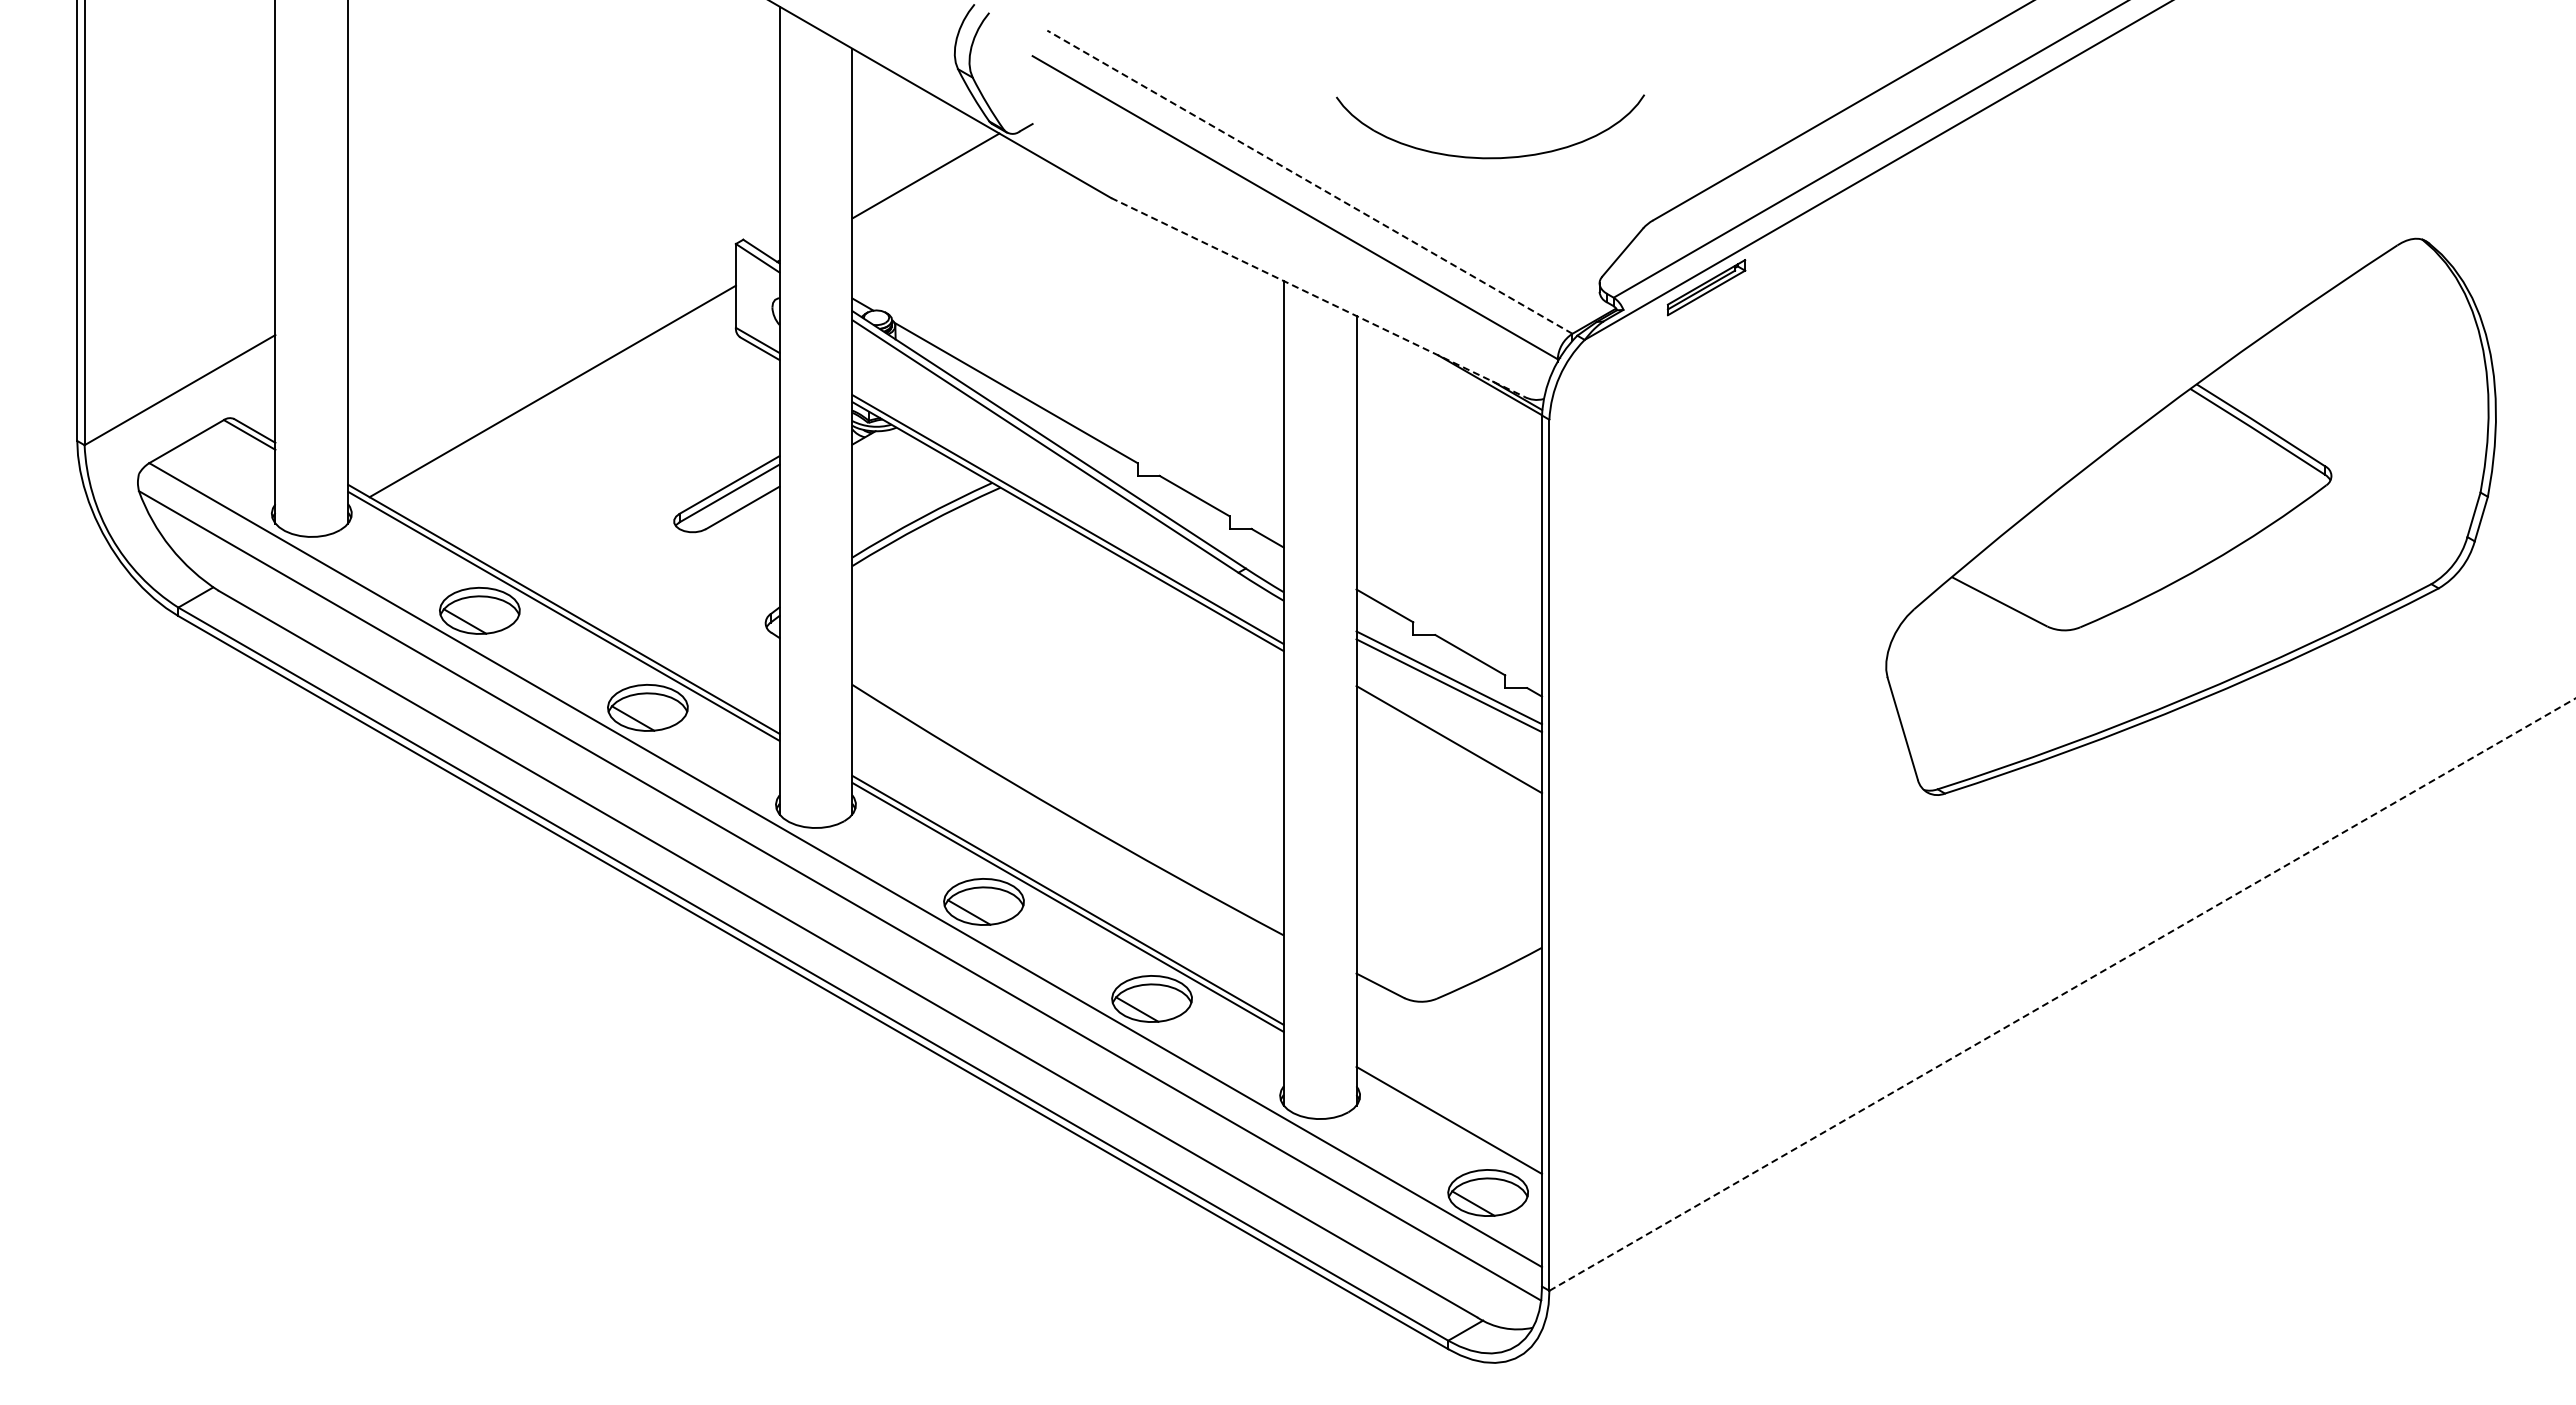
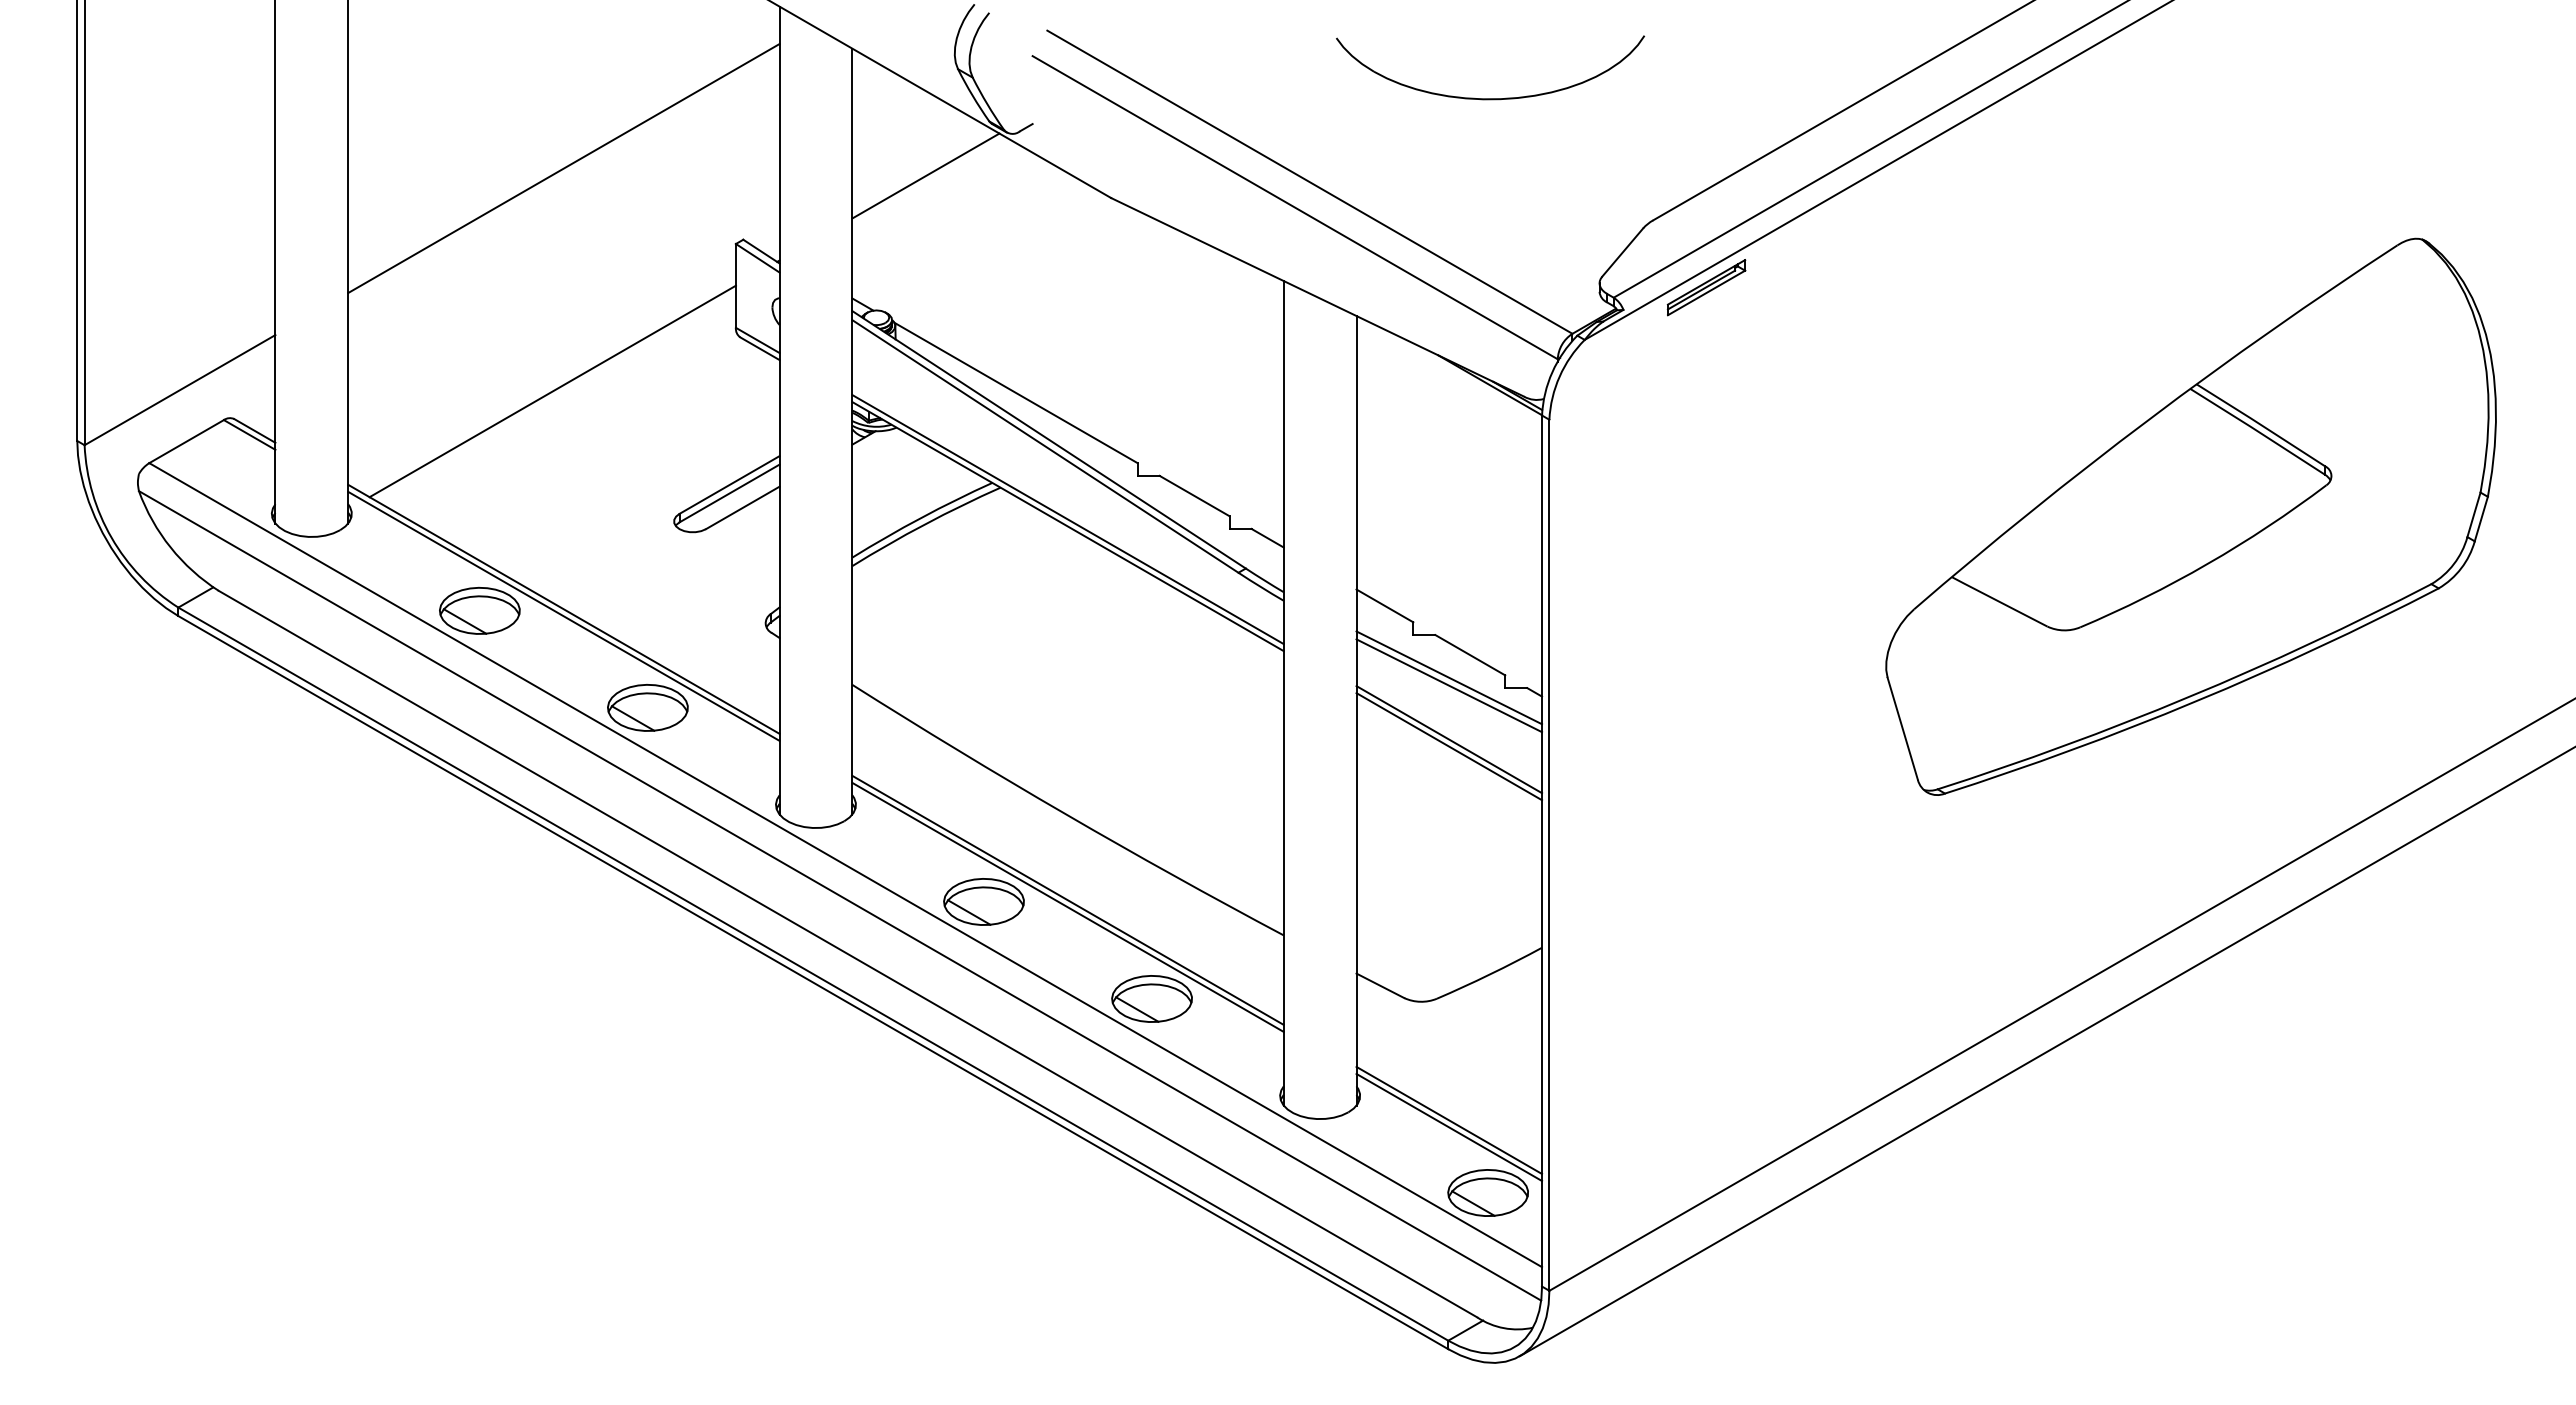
part position: (1490, 157) -> (1490, 98) (1490, 98)
line: none -> present (563, 168)
line: dashed -> solid (1309, 181)
line: dashed -> solid (1318, 297)
line: none -> present (1449, 746)
line: dashed -> solid (2062, 994)
line: none -> present (2045, 1052)
line: none -> present (1449, 1127)
